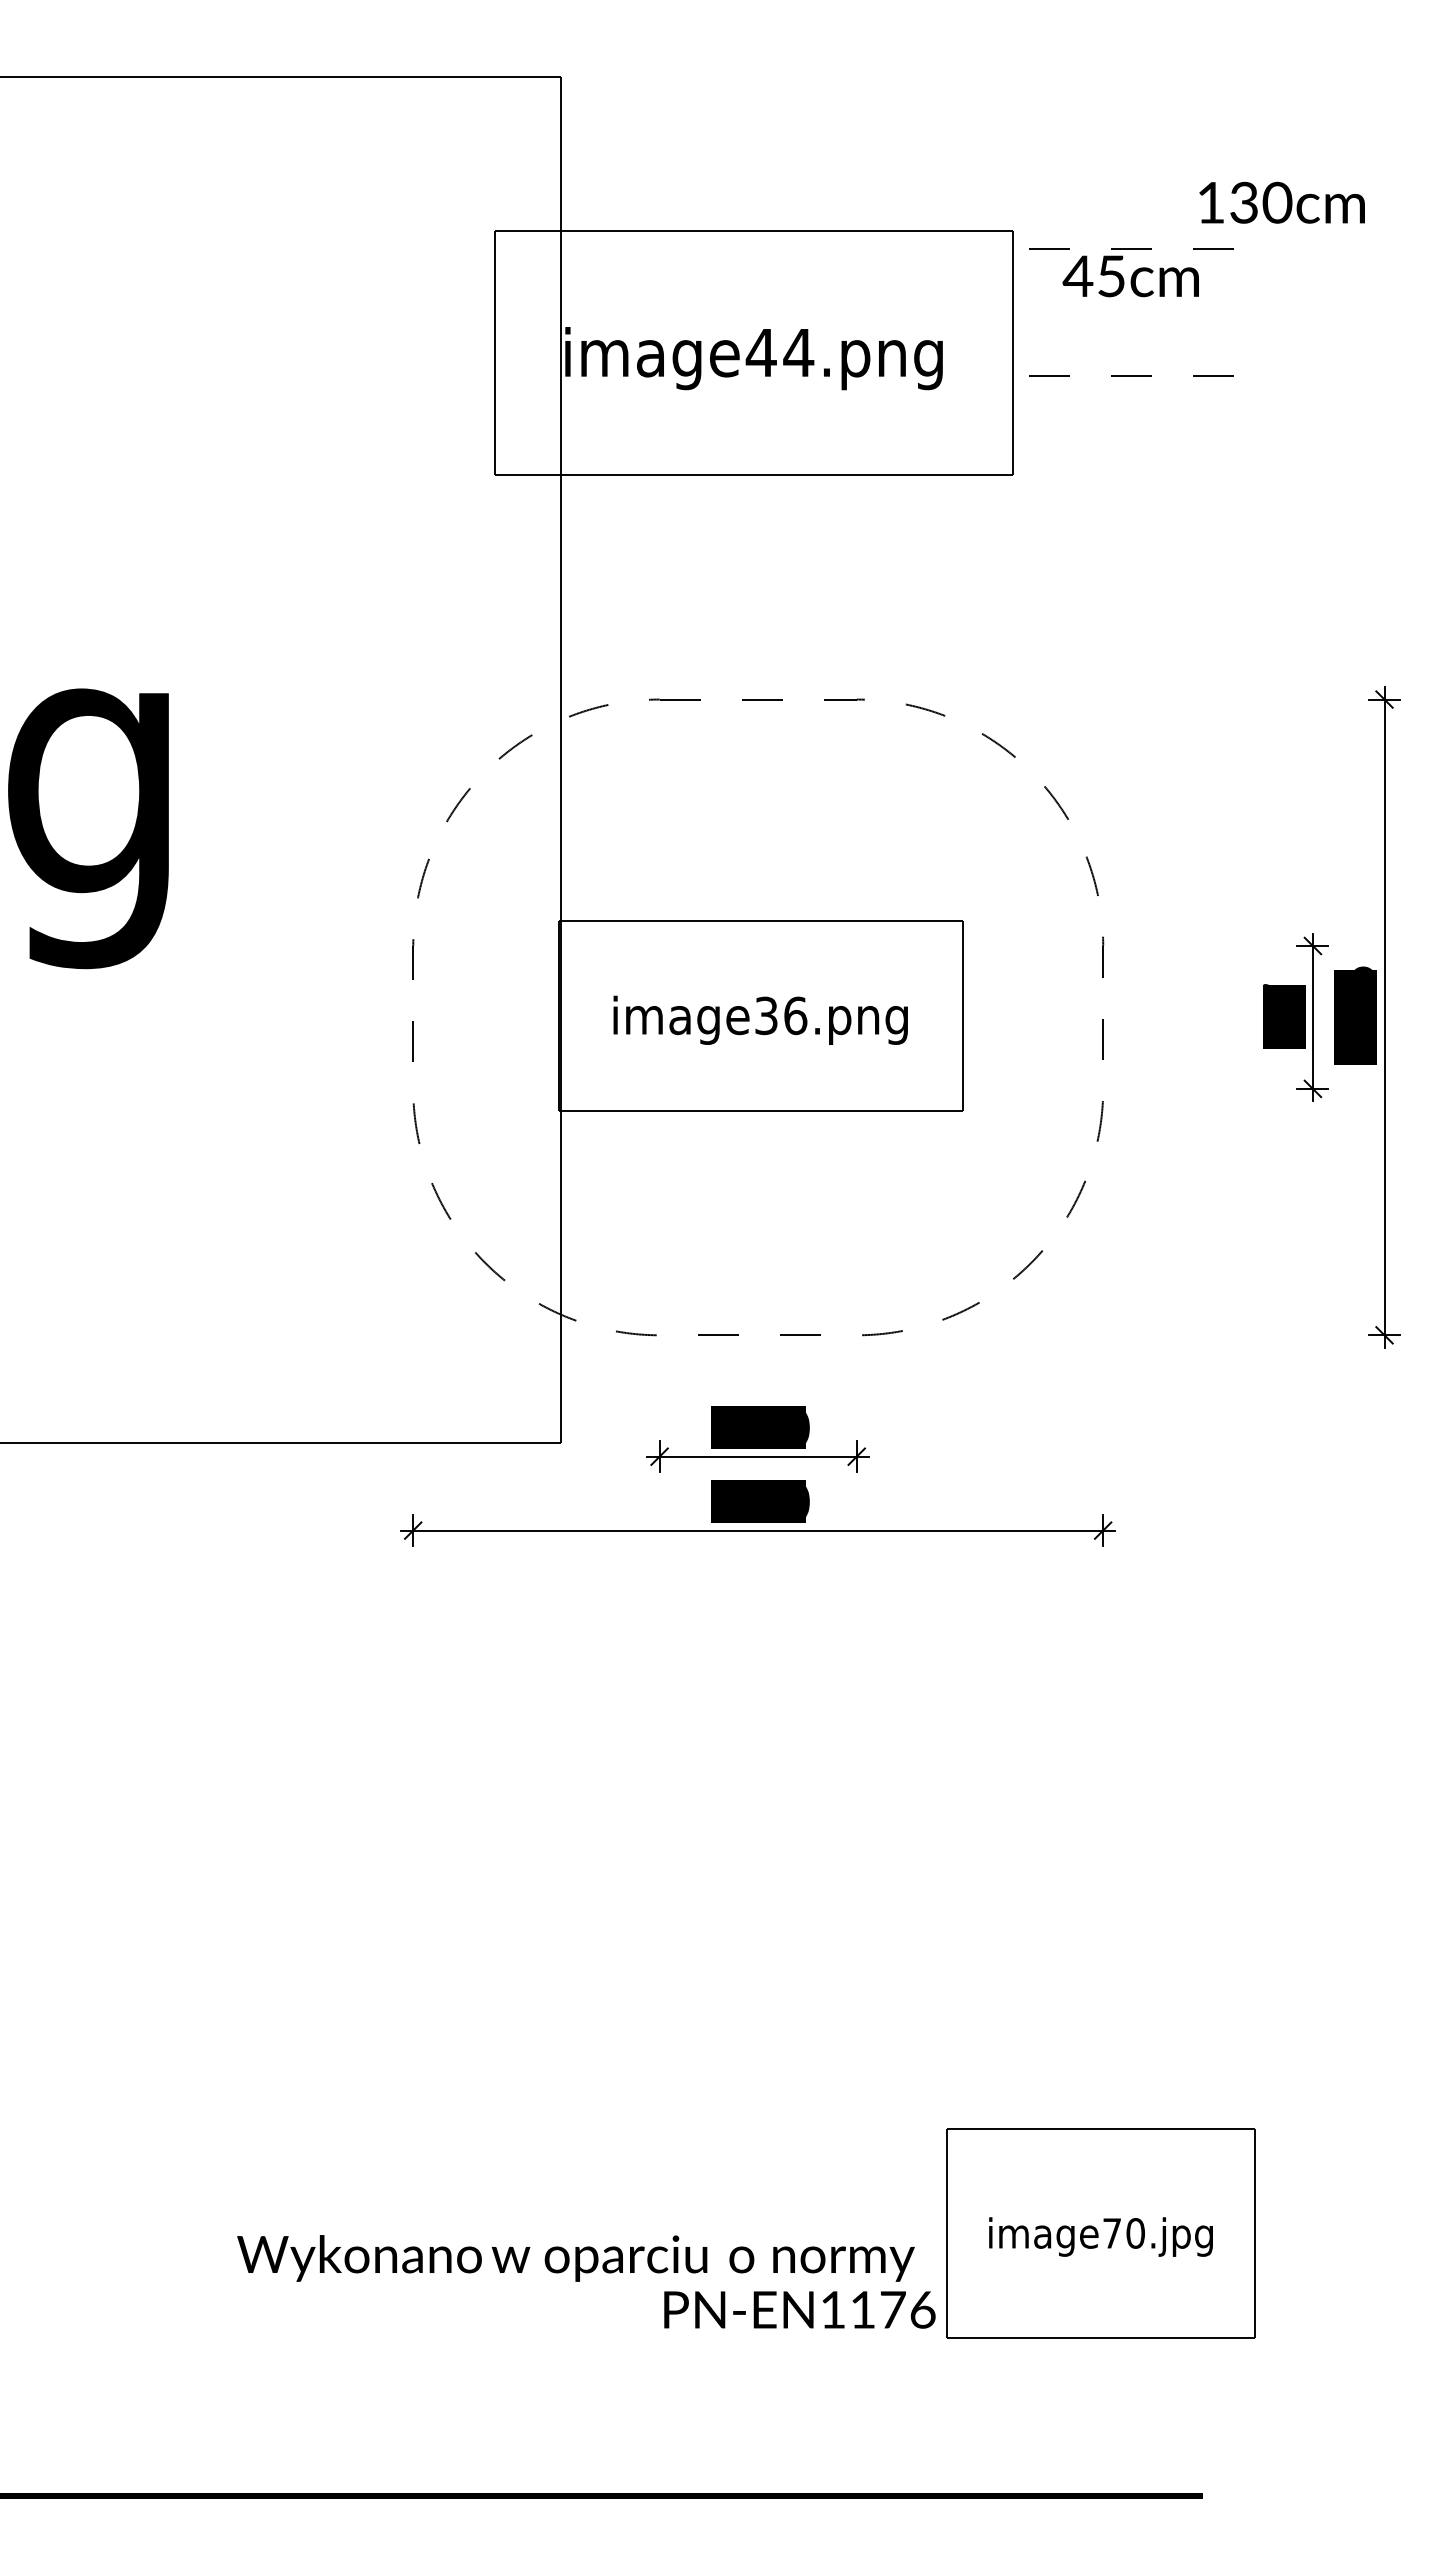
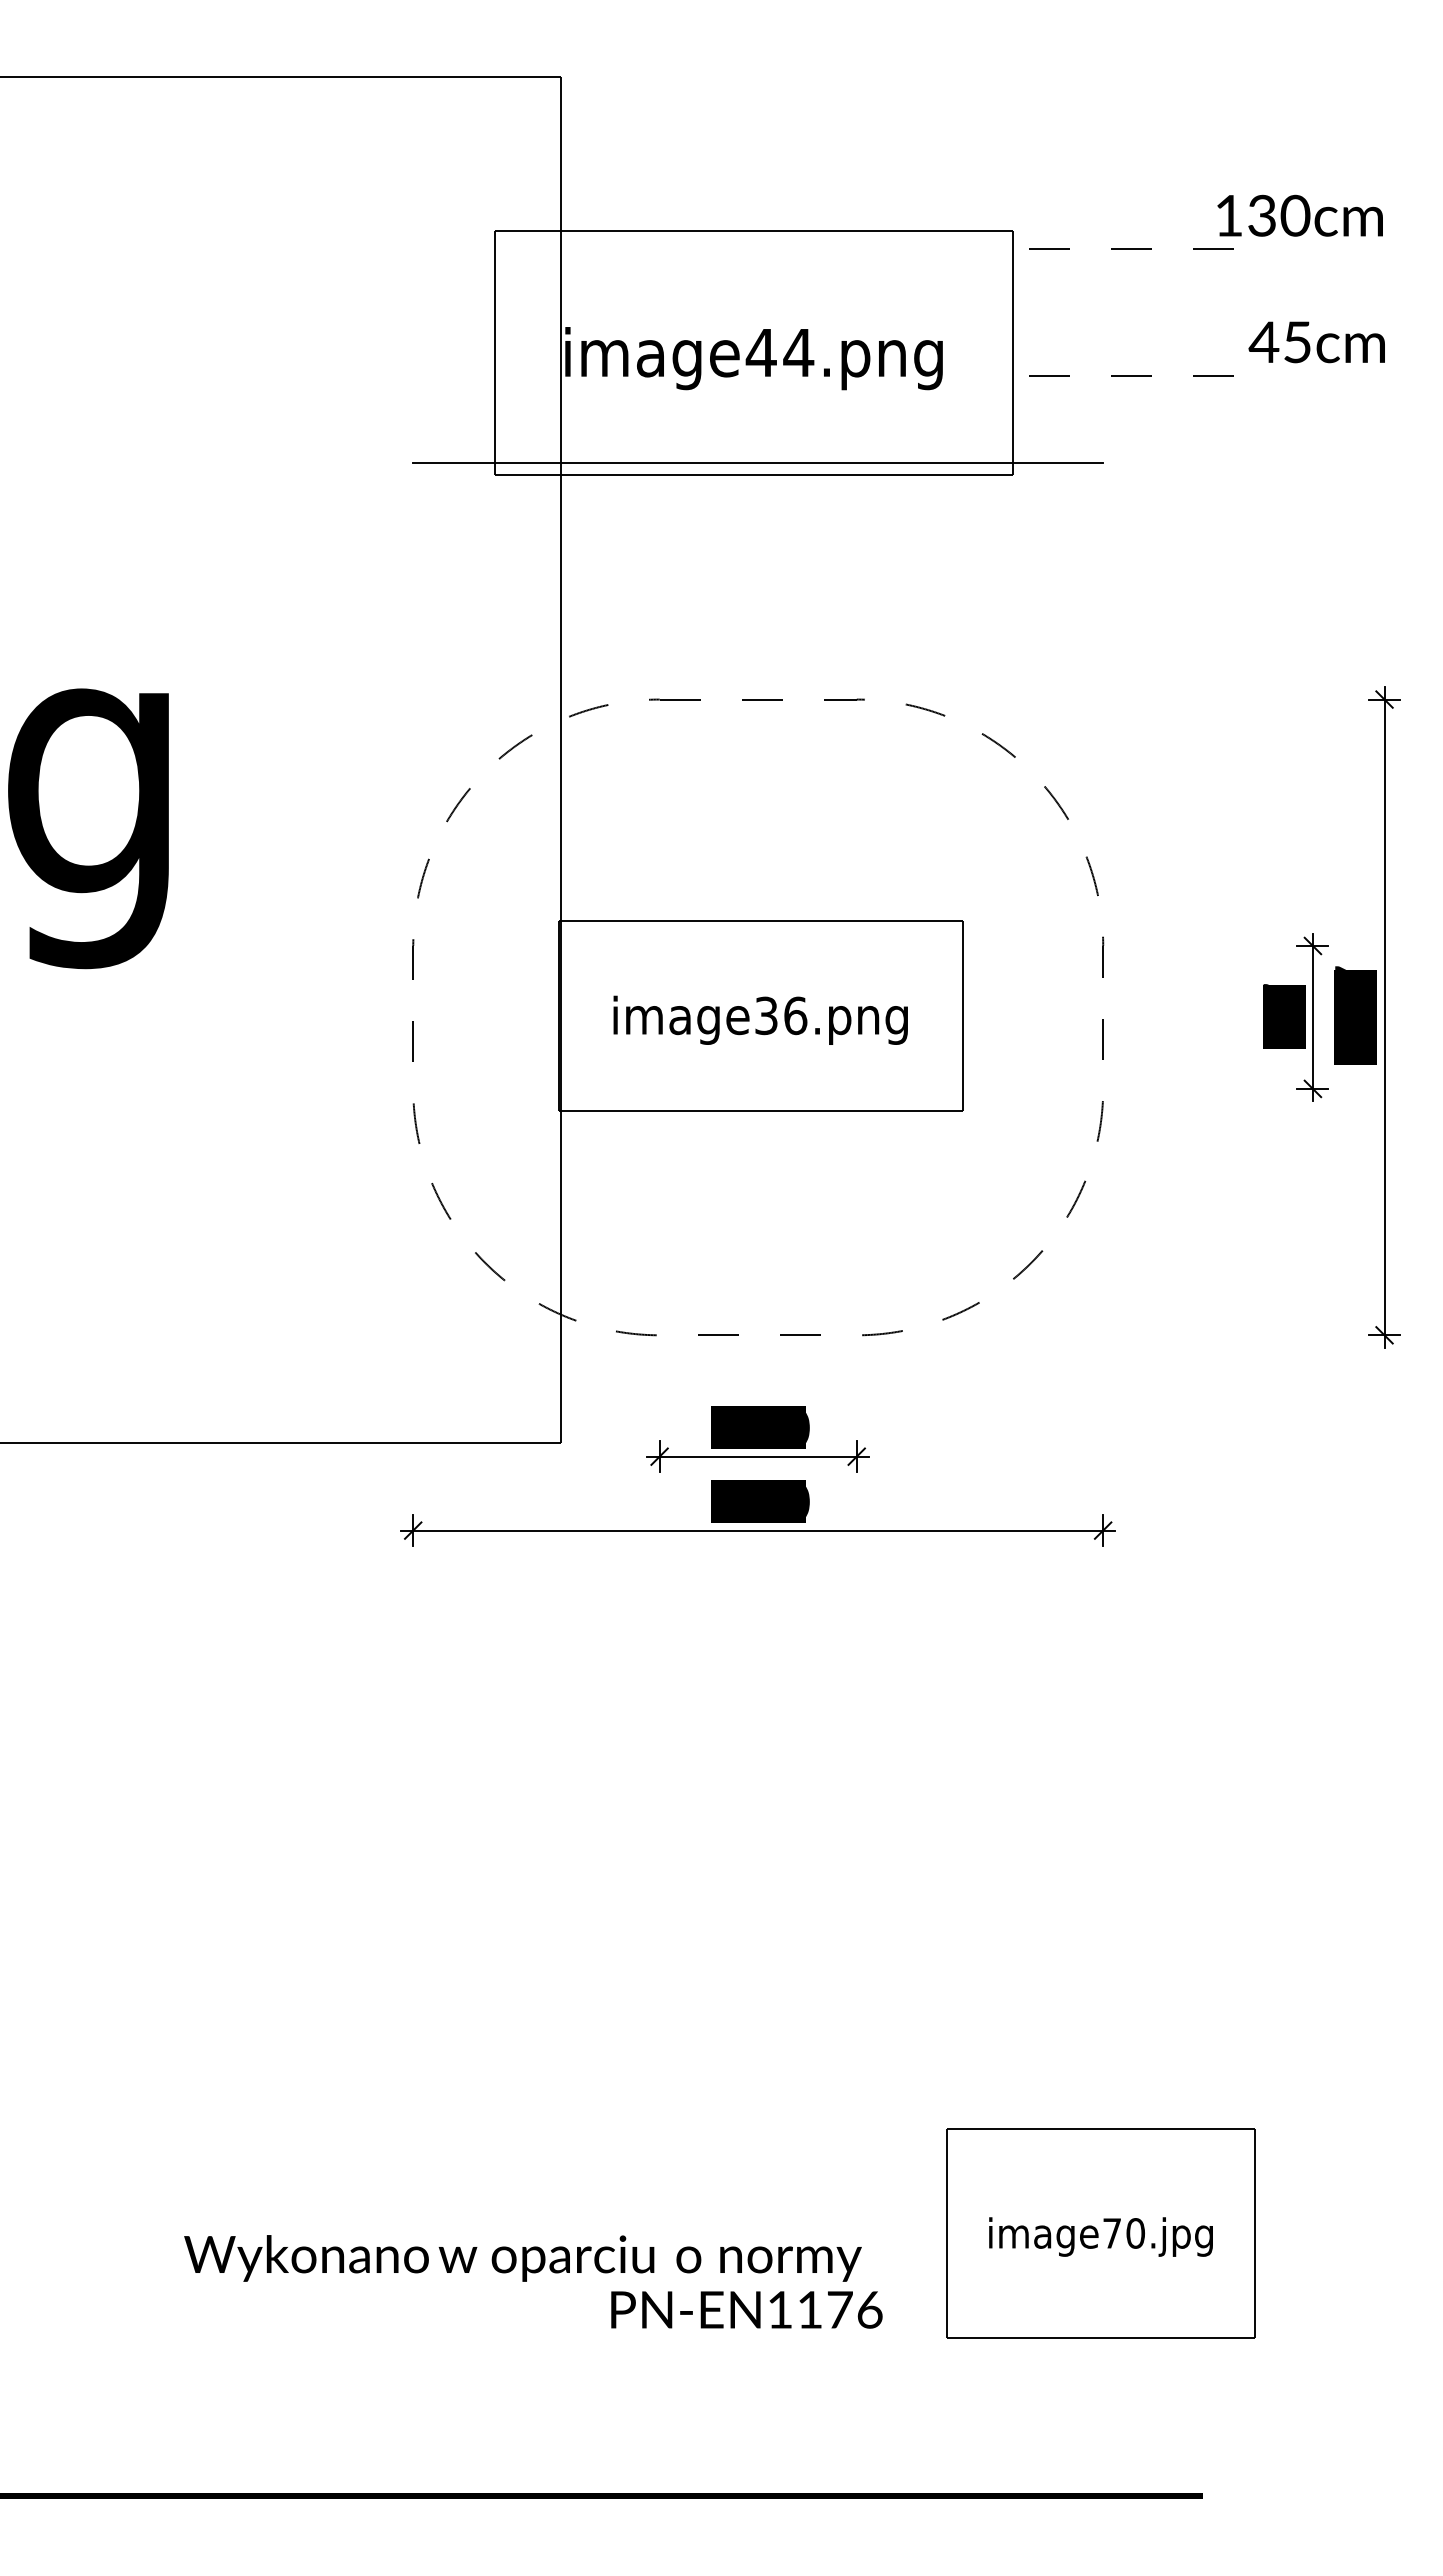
text position: (1281, 202) -> (1299, 215) (1299, 215)
text position: (1130, 276) -> (1316, 342) (1316, 342)
line: none -> present (758, 462)
text: 386 -> 387 (1353, 967)
text position: (586, 2281) -> (533, 2281) (533, 2281)
